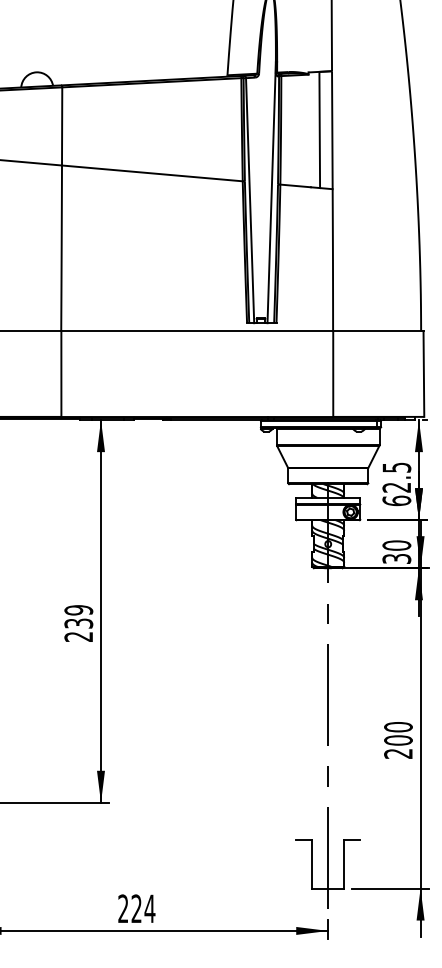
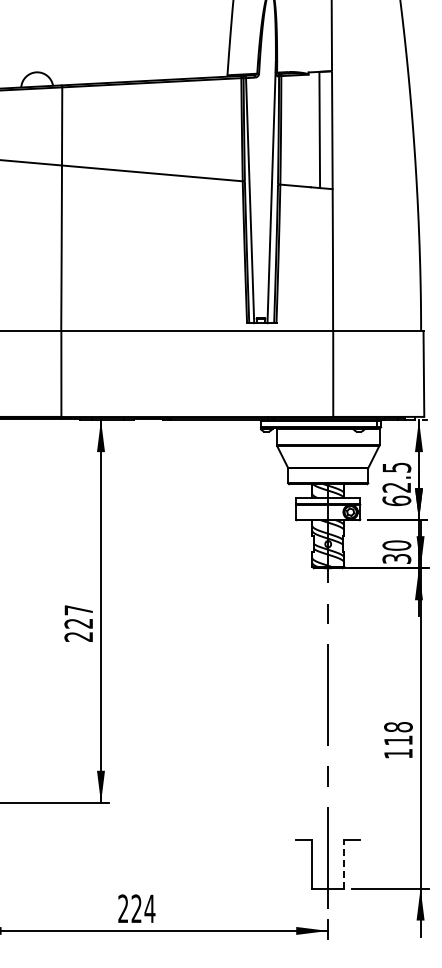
text: 239 -> 227 (78, 616)
text: 200 -> 118 (398, 740)
line: solid -> dashed (344, 864)
